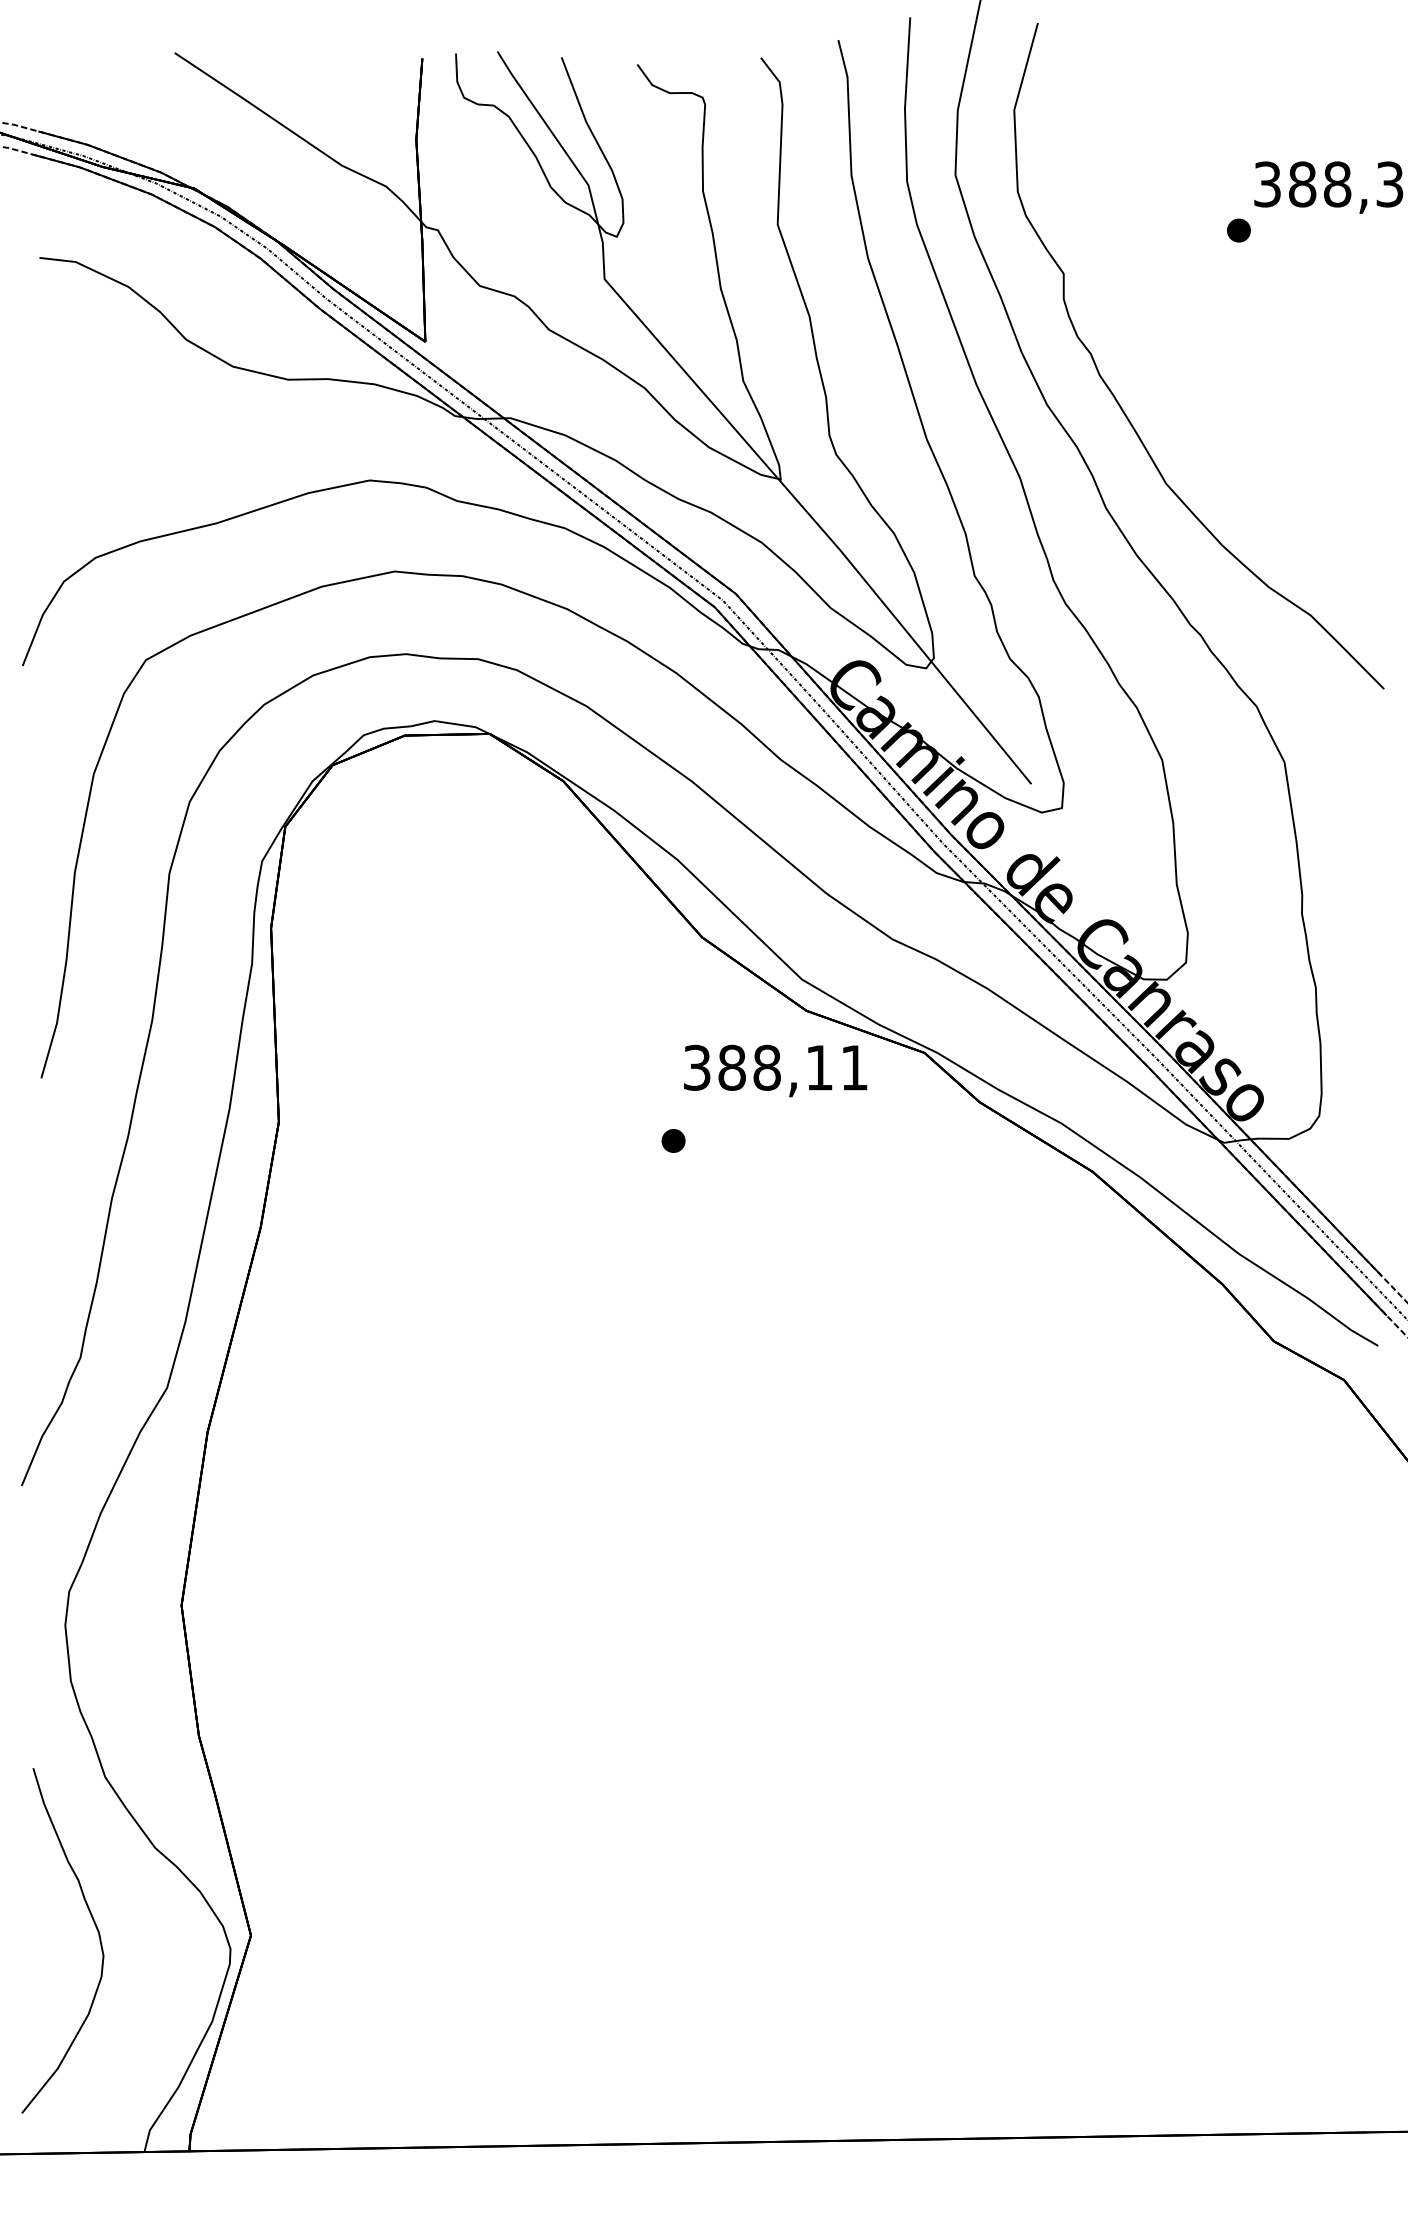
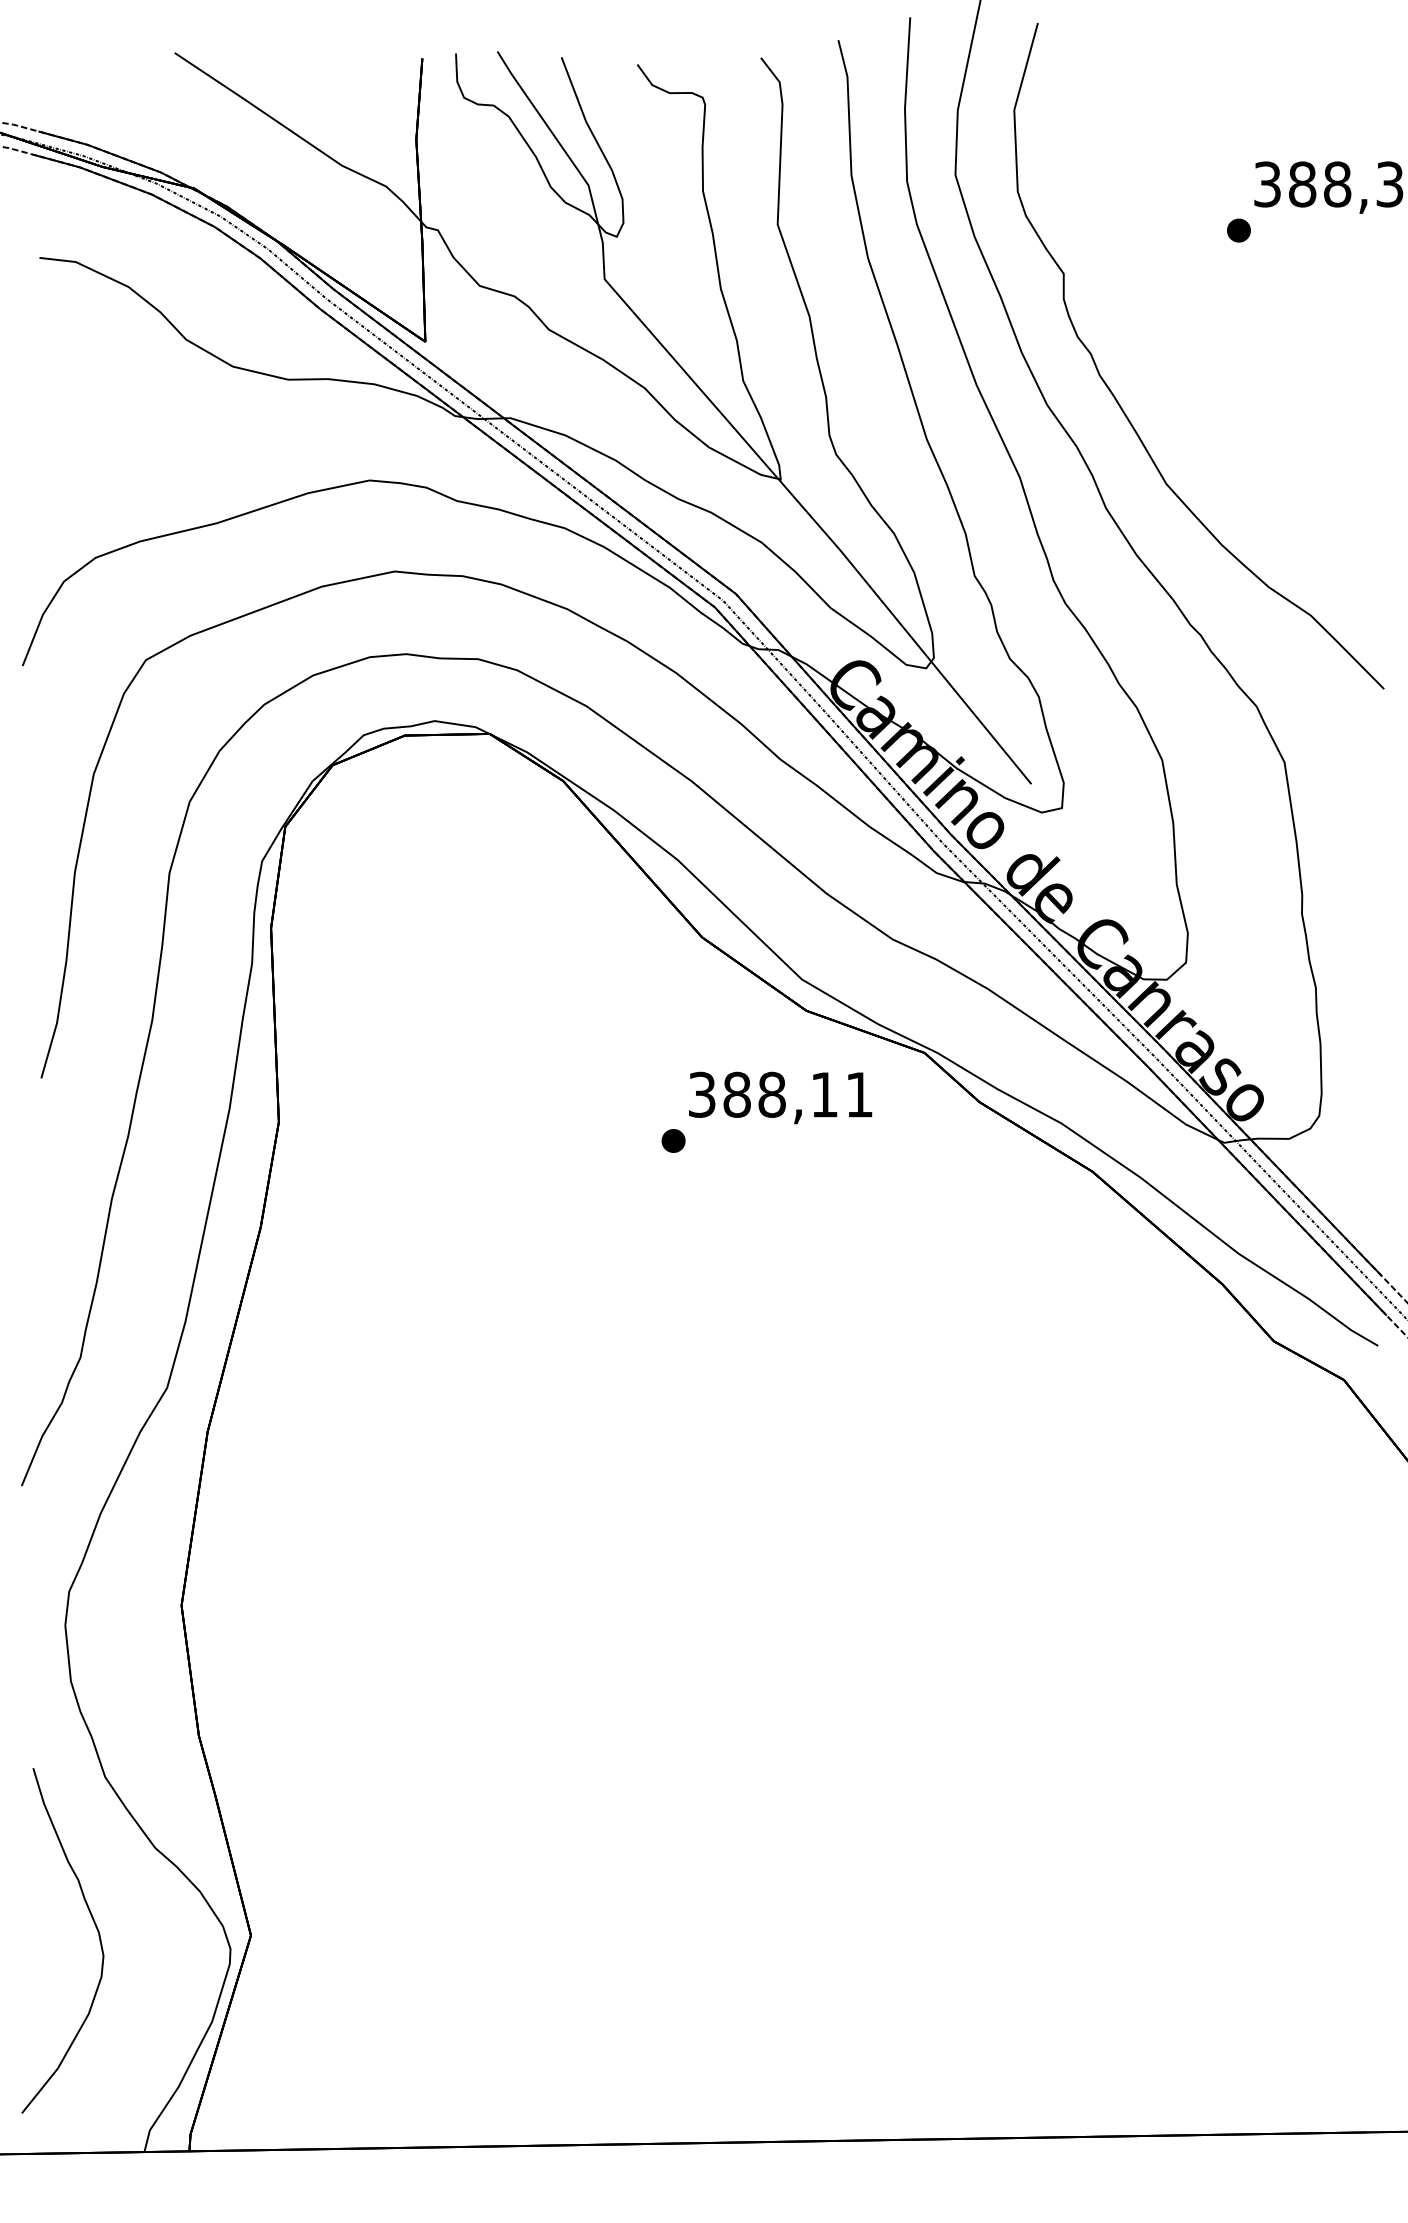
text position: (775, 1070) -> (780, 1097) (780, 1097)
